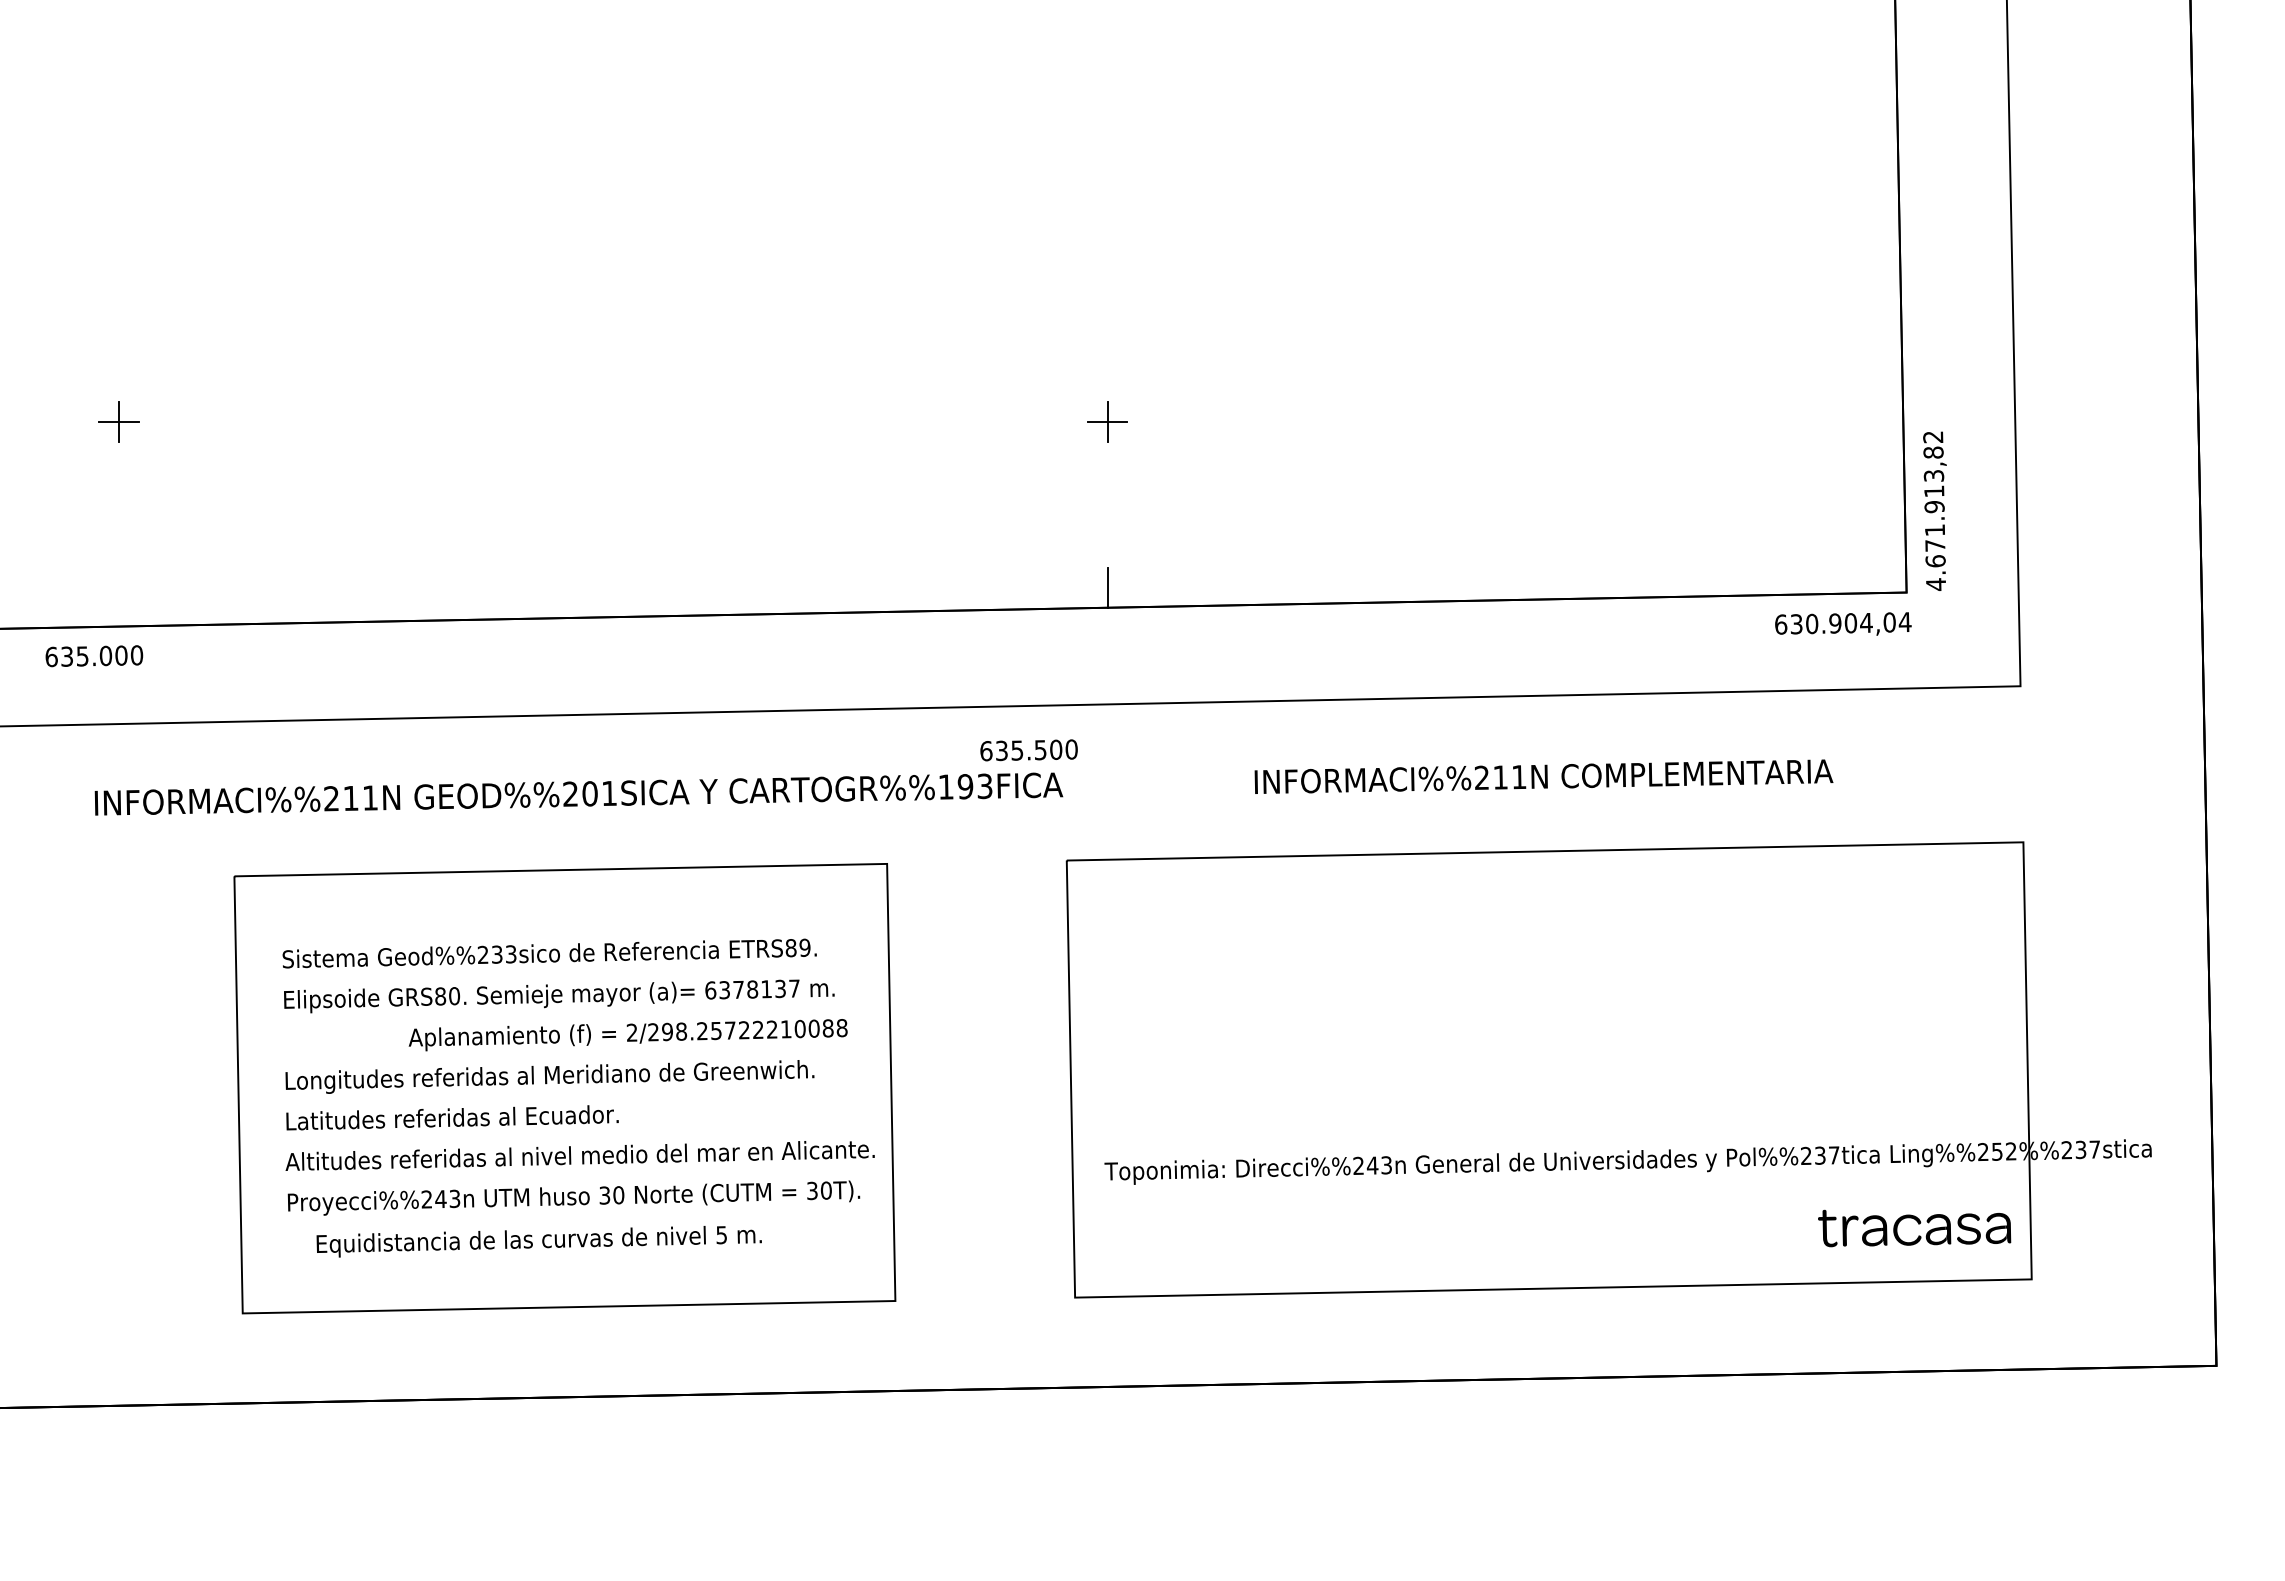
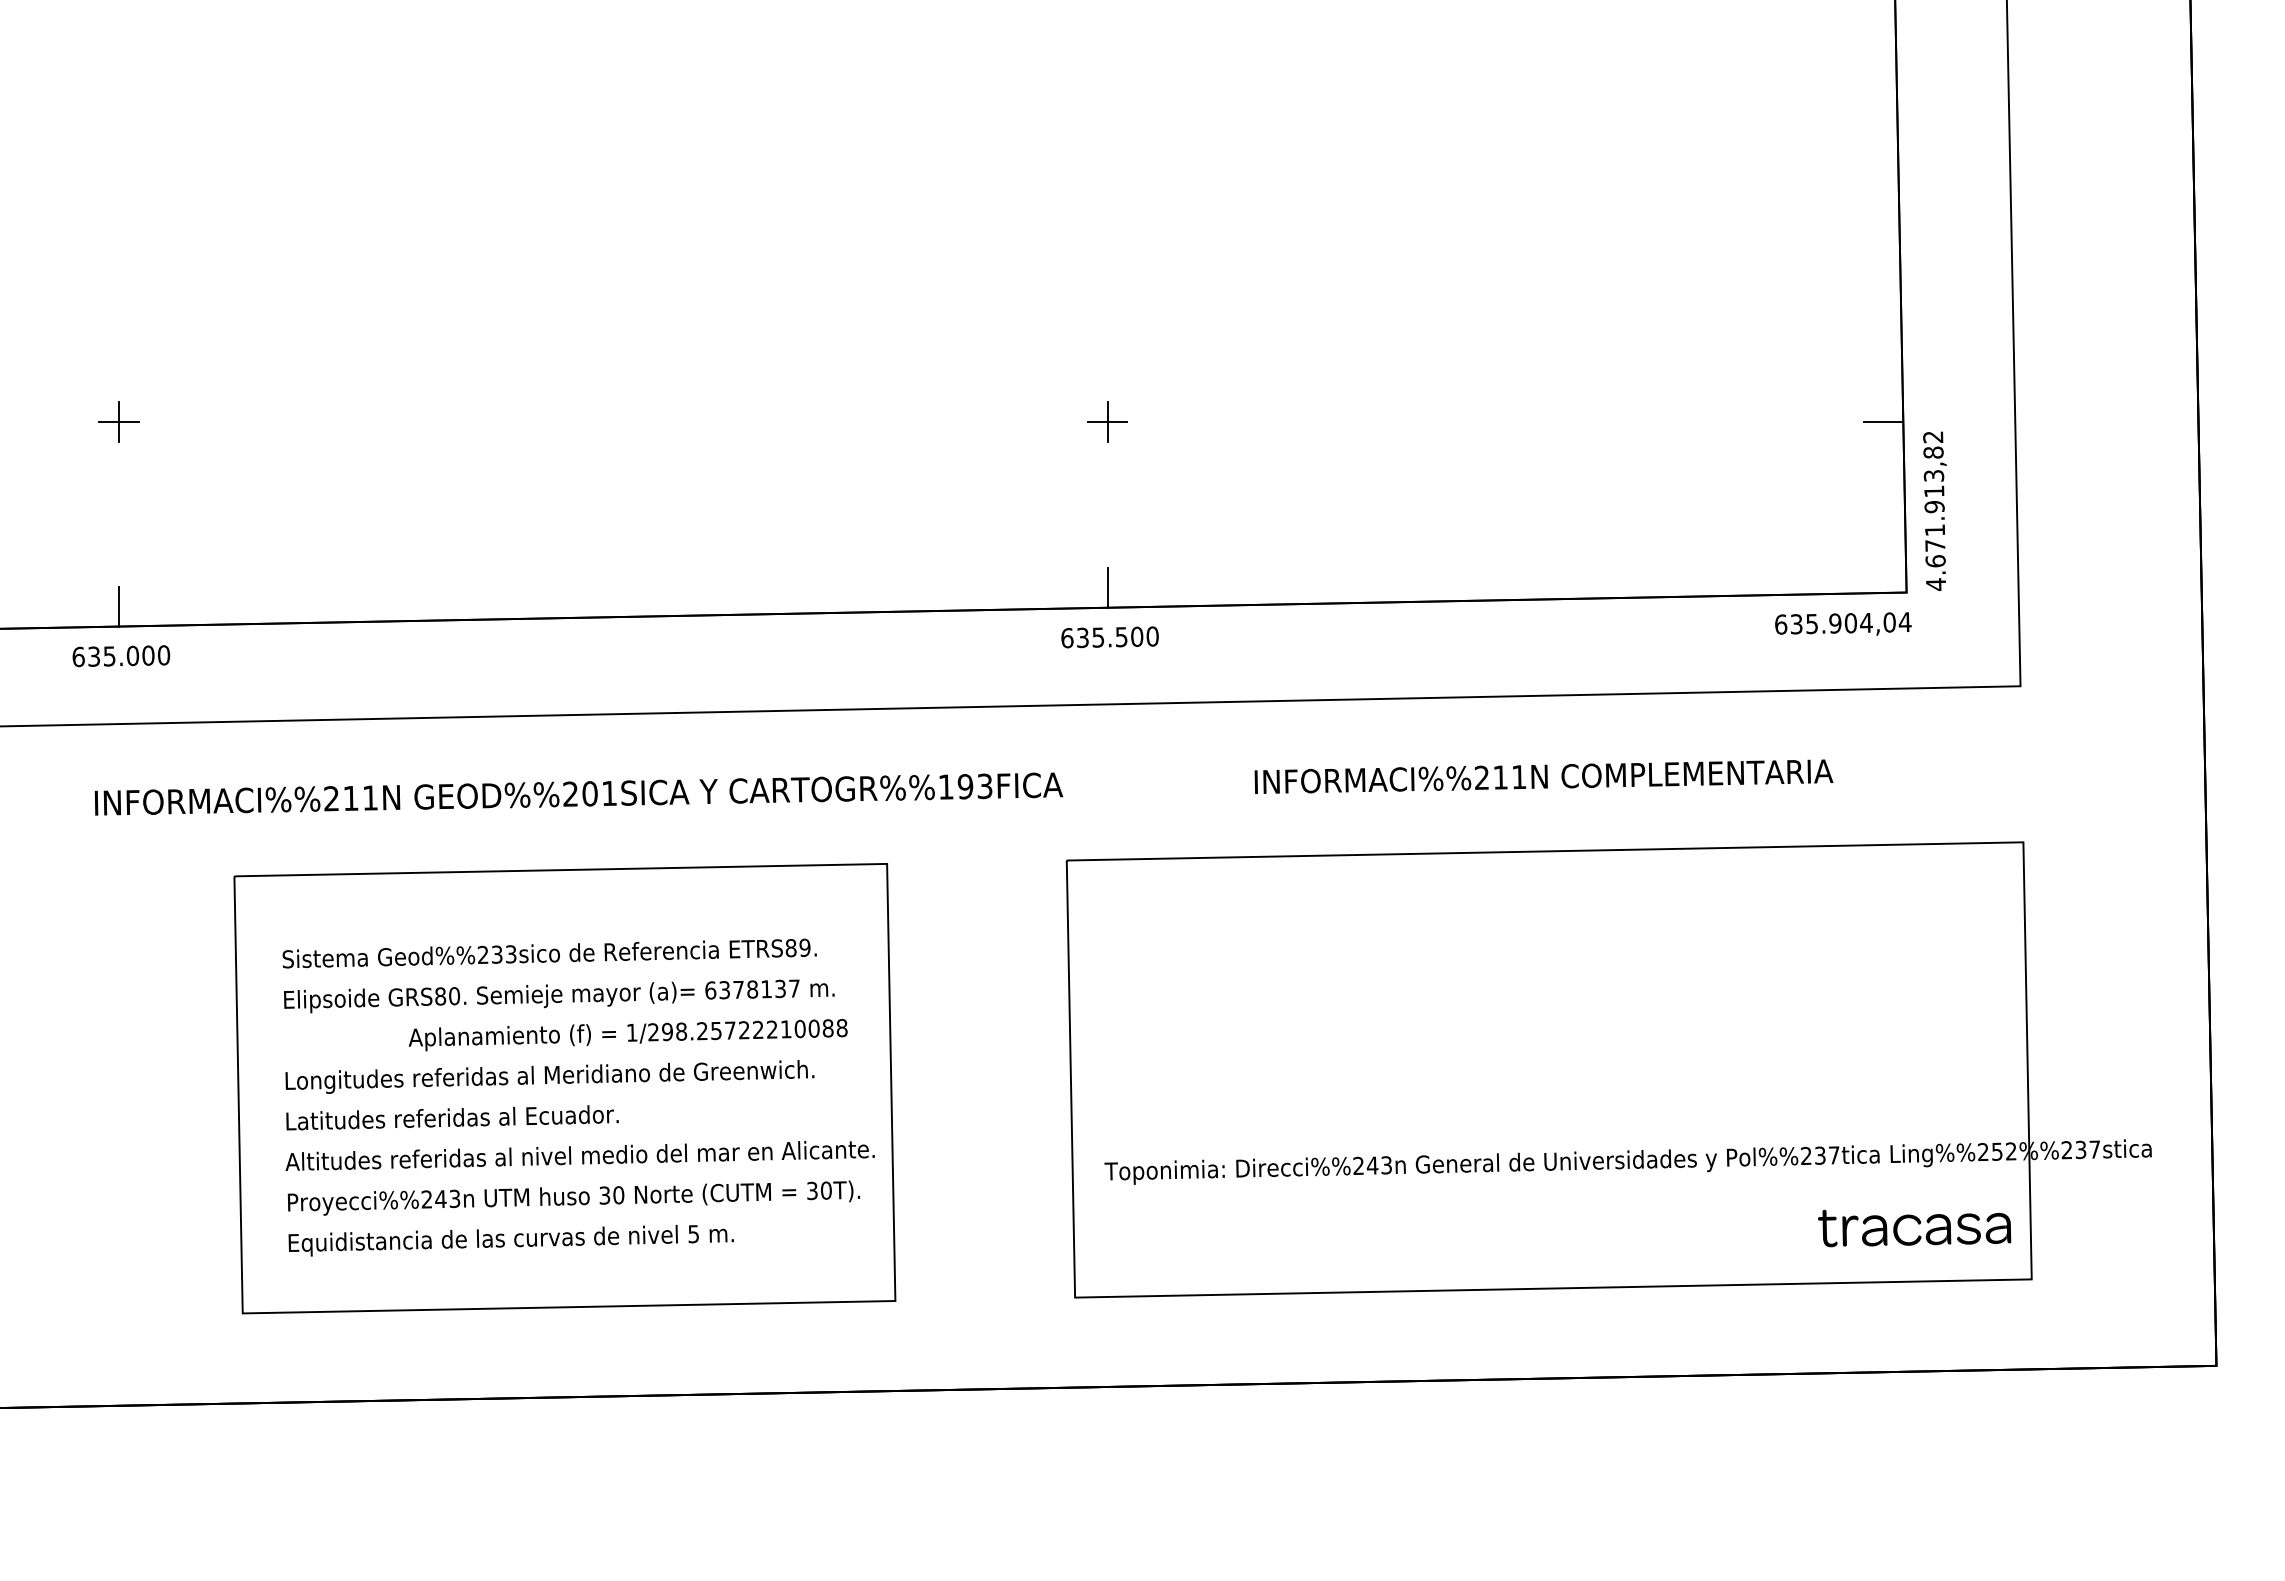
line: none -> present (1883, 422)
line: none -> present (118, 606)
text: 630.904,04 -> 635.904,04 (1812, 623)
text position: (94, 656) -> (121, 656) (121, 656)
text position: (1028, 750) -> (1109, 637) (1109, 637)
text: 2/298.25722210088 -> 1/298.25722210088 (631, 1032)
text position: (538, 1241) -> (510, 1240) (510, 1240)
